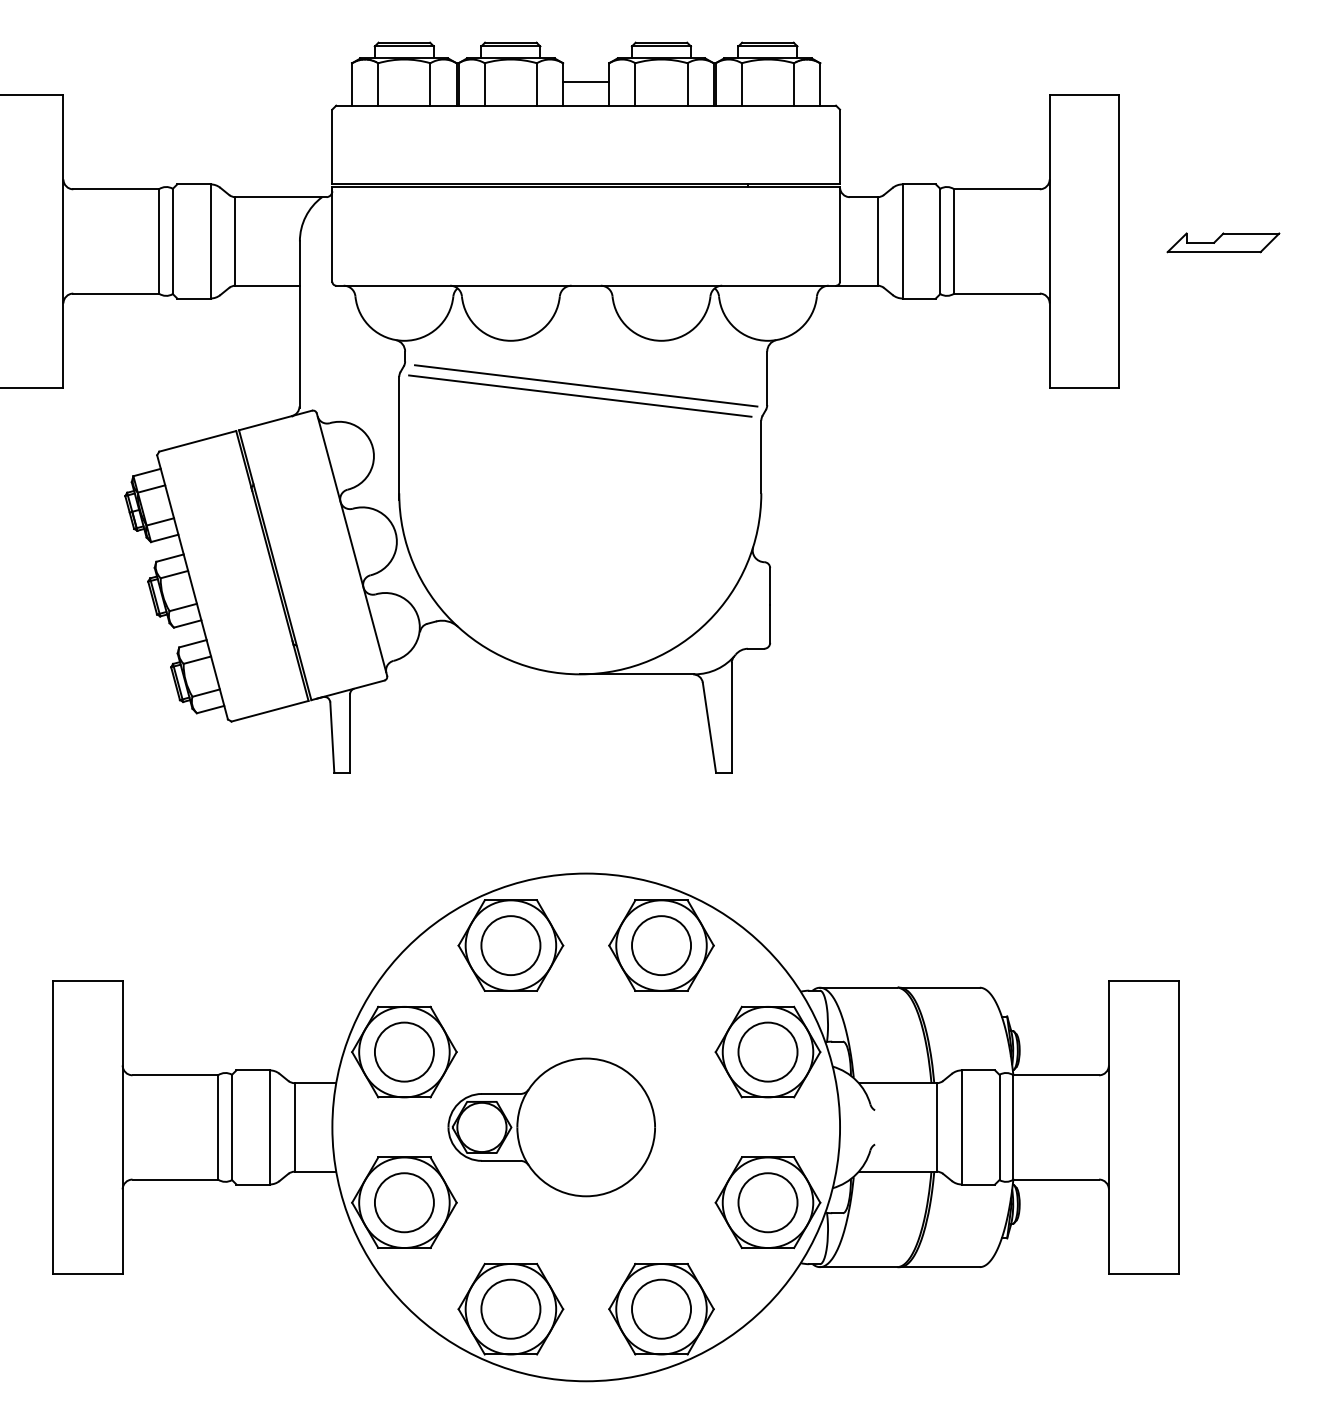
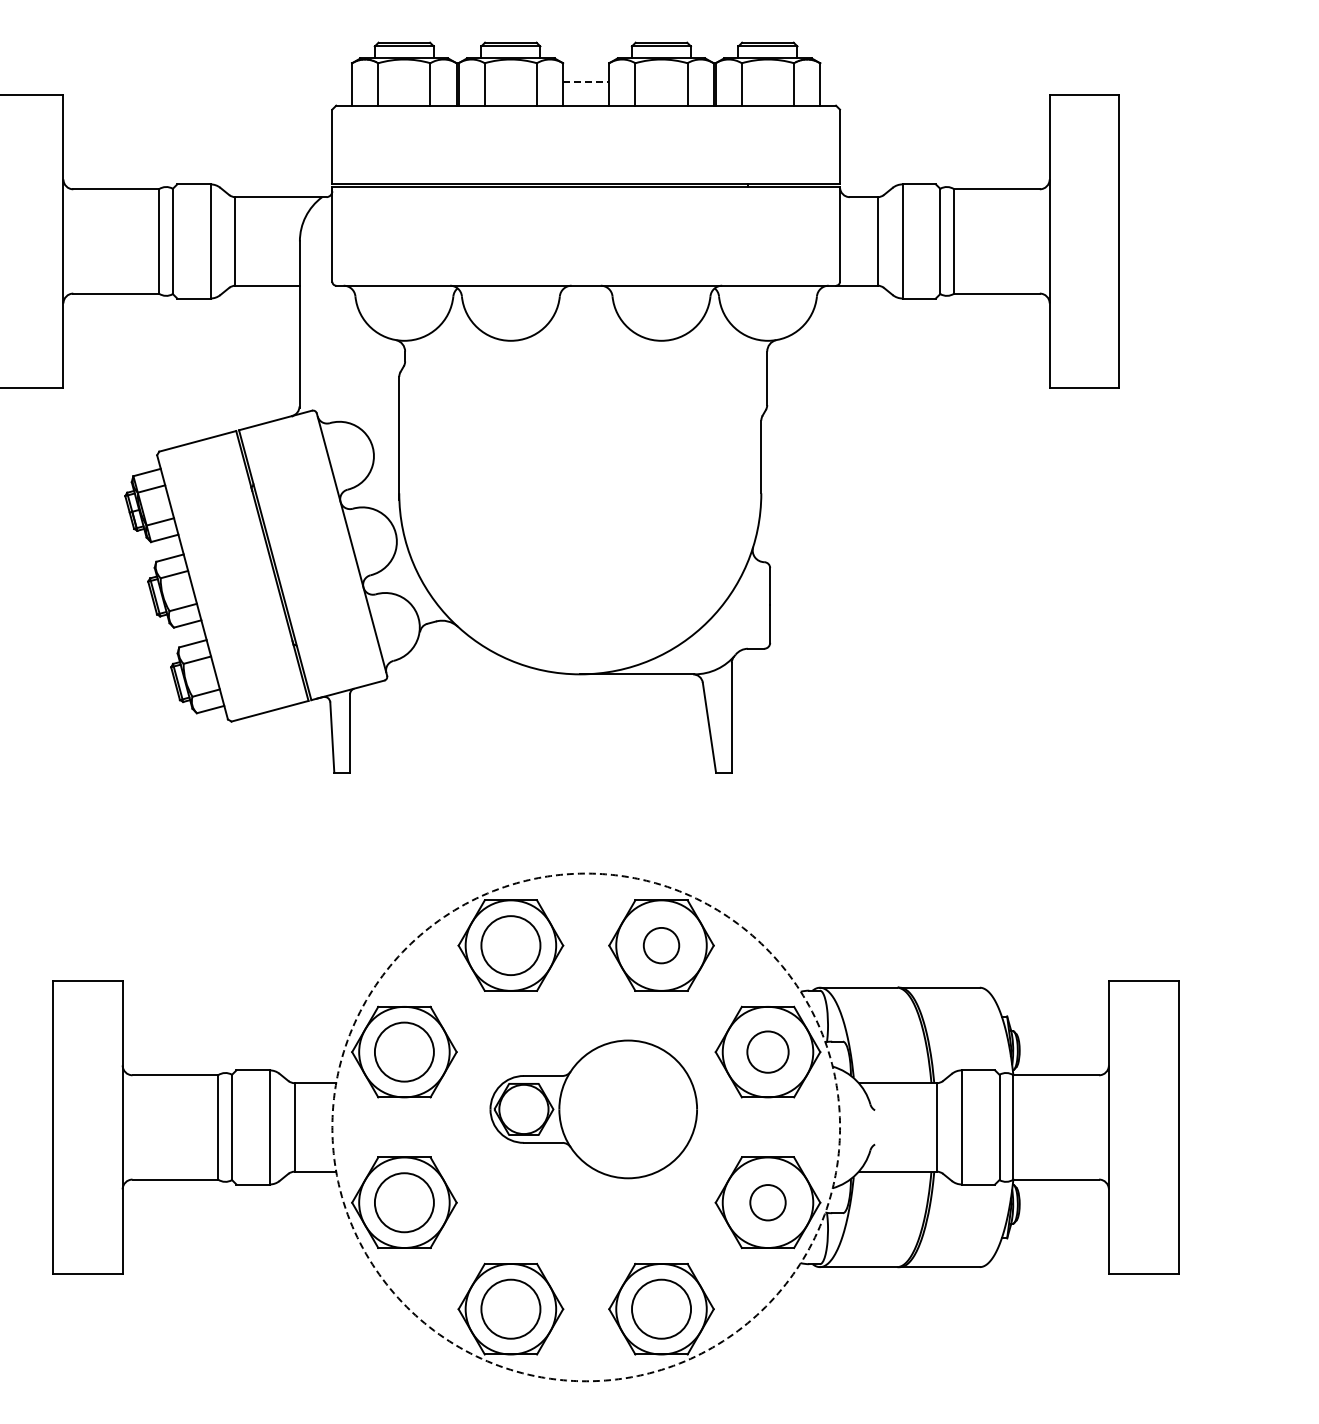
line: solid -> dashed (586, 82)
part: present -> none (1223, 242)
line: present -> none (586, 385)
line: present -> none (580, 395)
circle diameter: 59 px -> 35 px (661, 945)
circle diameter: 59 px -> 41 px (767, 1051)
part position: (551, 1127) -> (593, 1109) (593, 1109)
circle: solid -> dashed (586, 1127)
circle diameter: 59 px -> 35 px (767, 1202)
